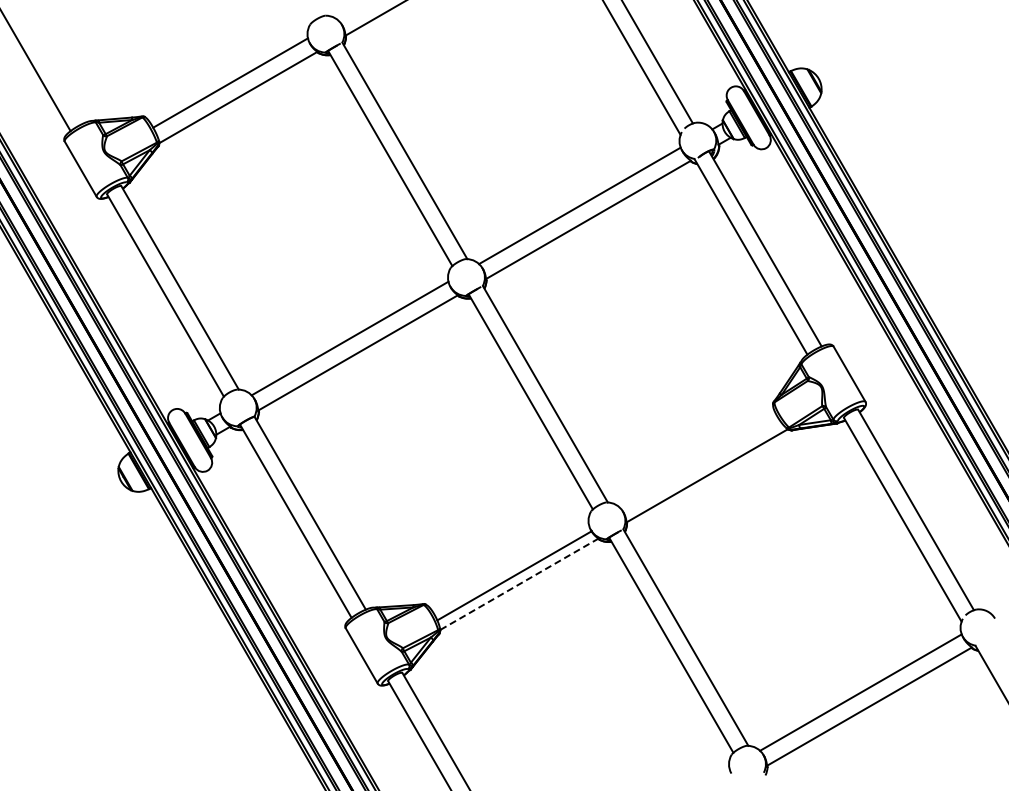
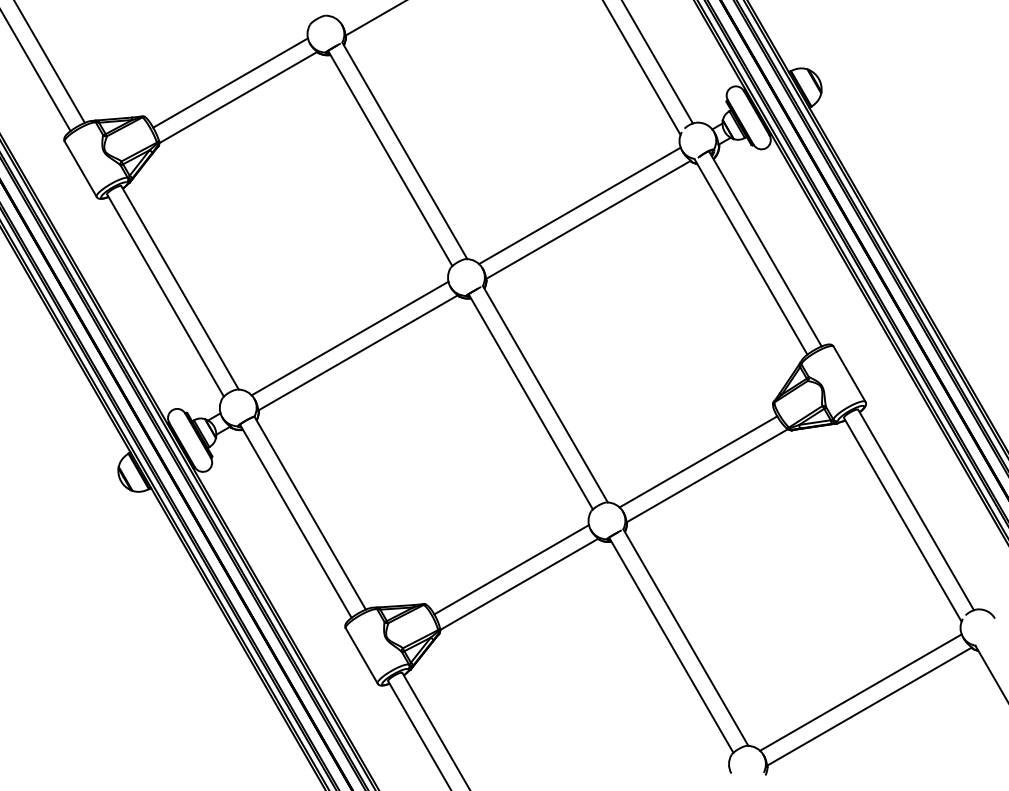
line: none -> present (49, 62)
line: none -> present (698, 461)
line position: (514, 575) -> (511, 569) (511, 569)
line: dashed -> solid (519, 584)
